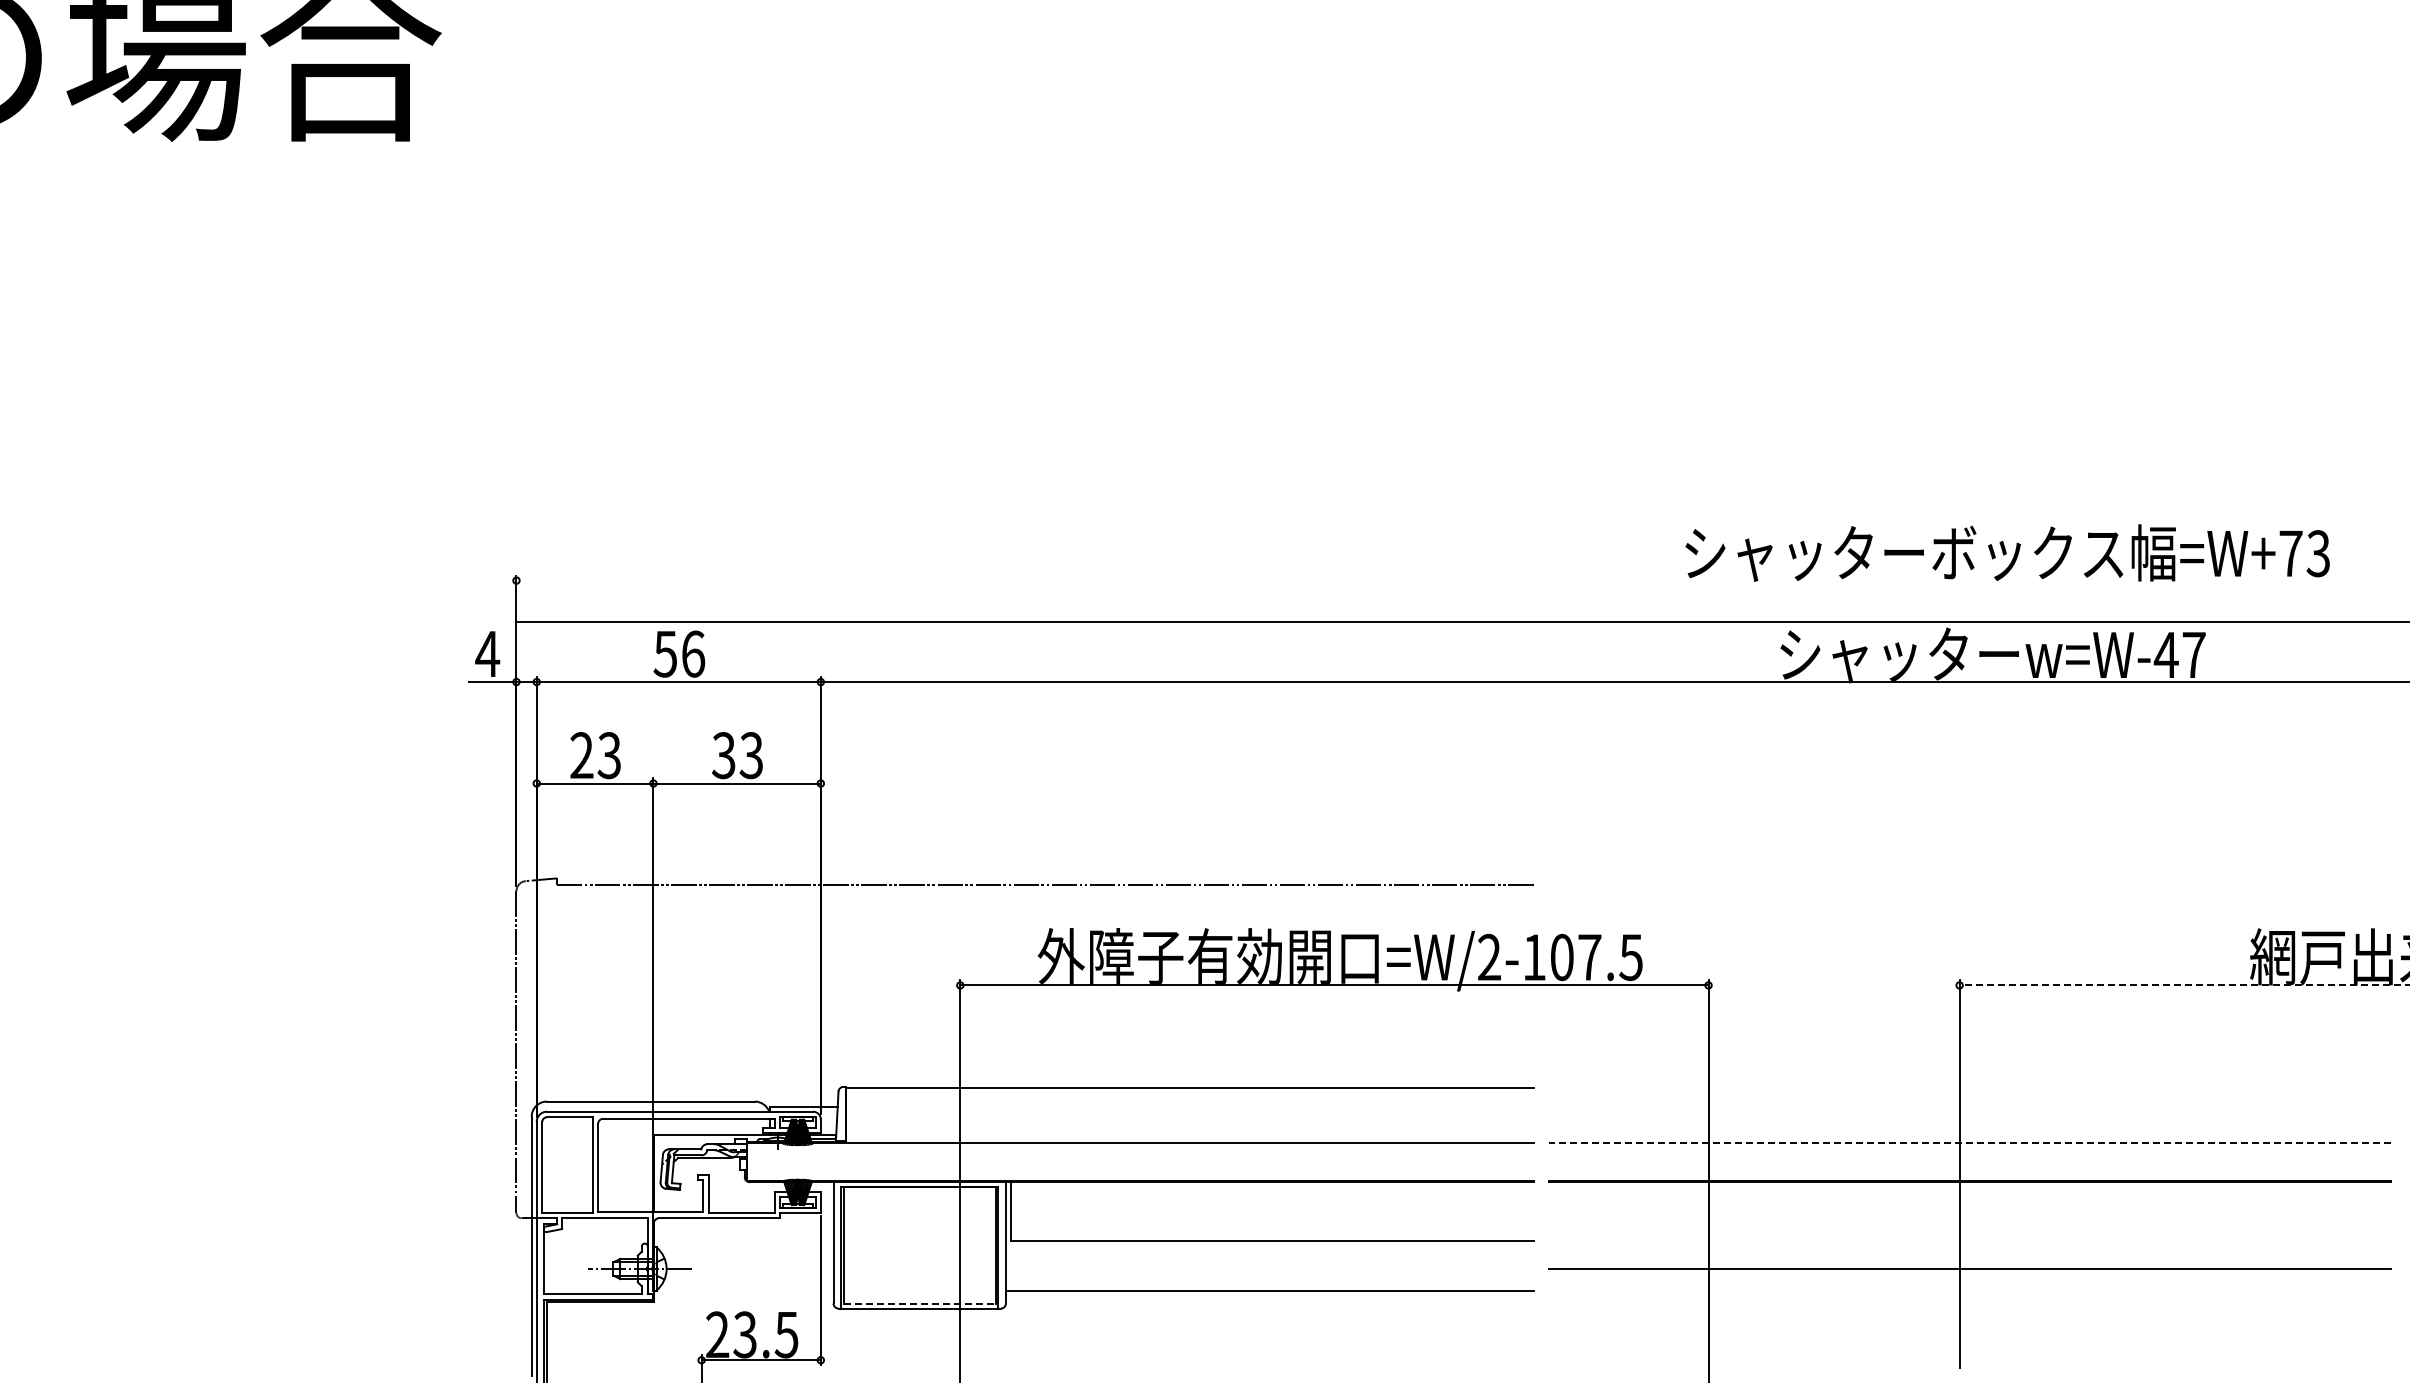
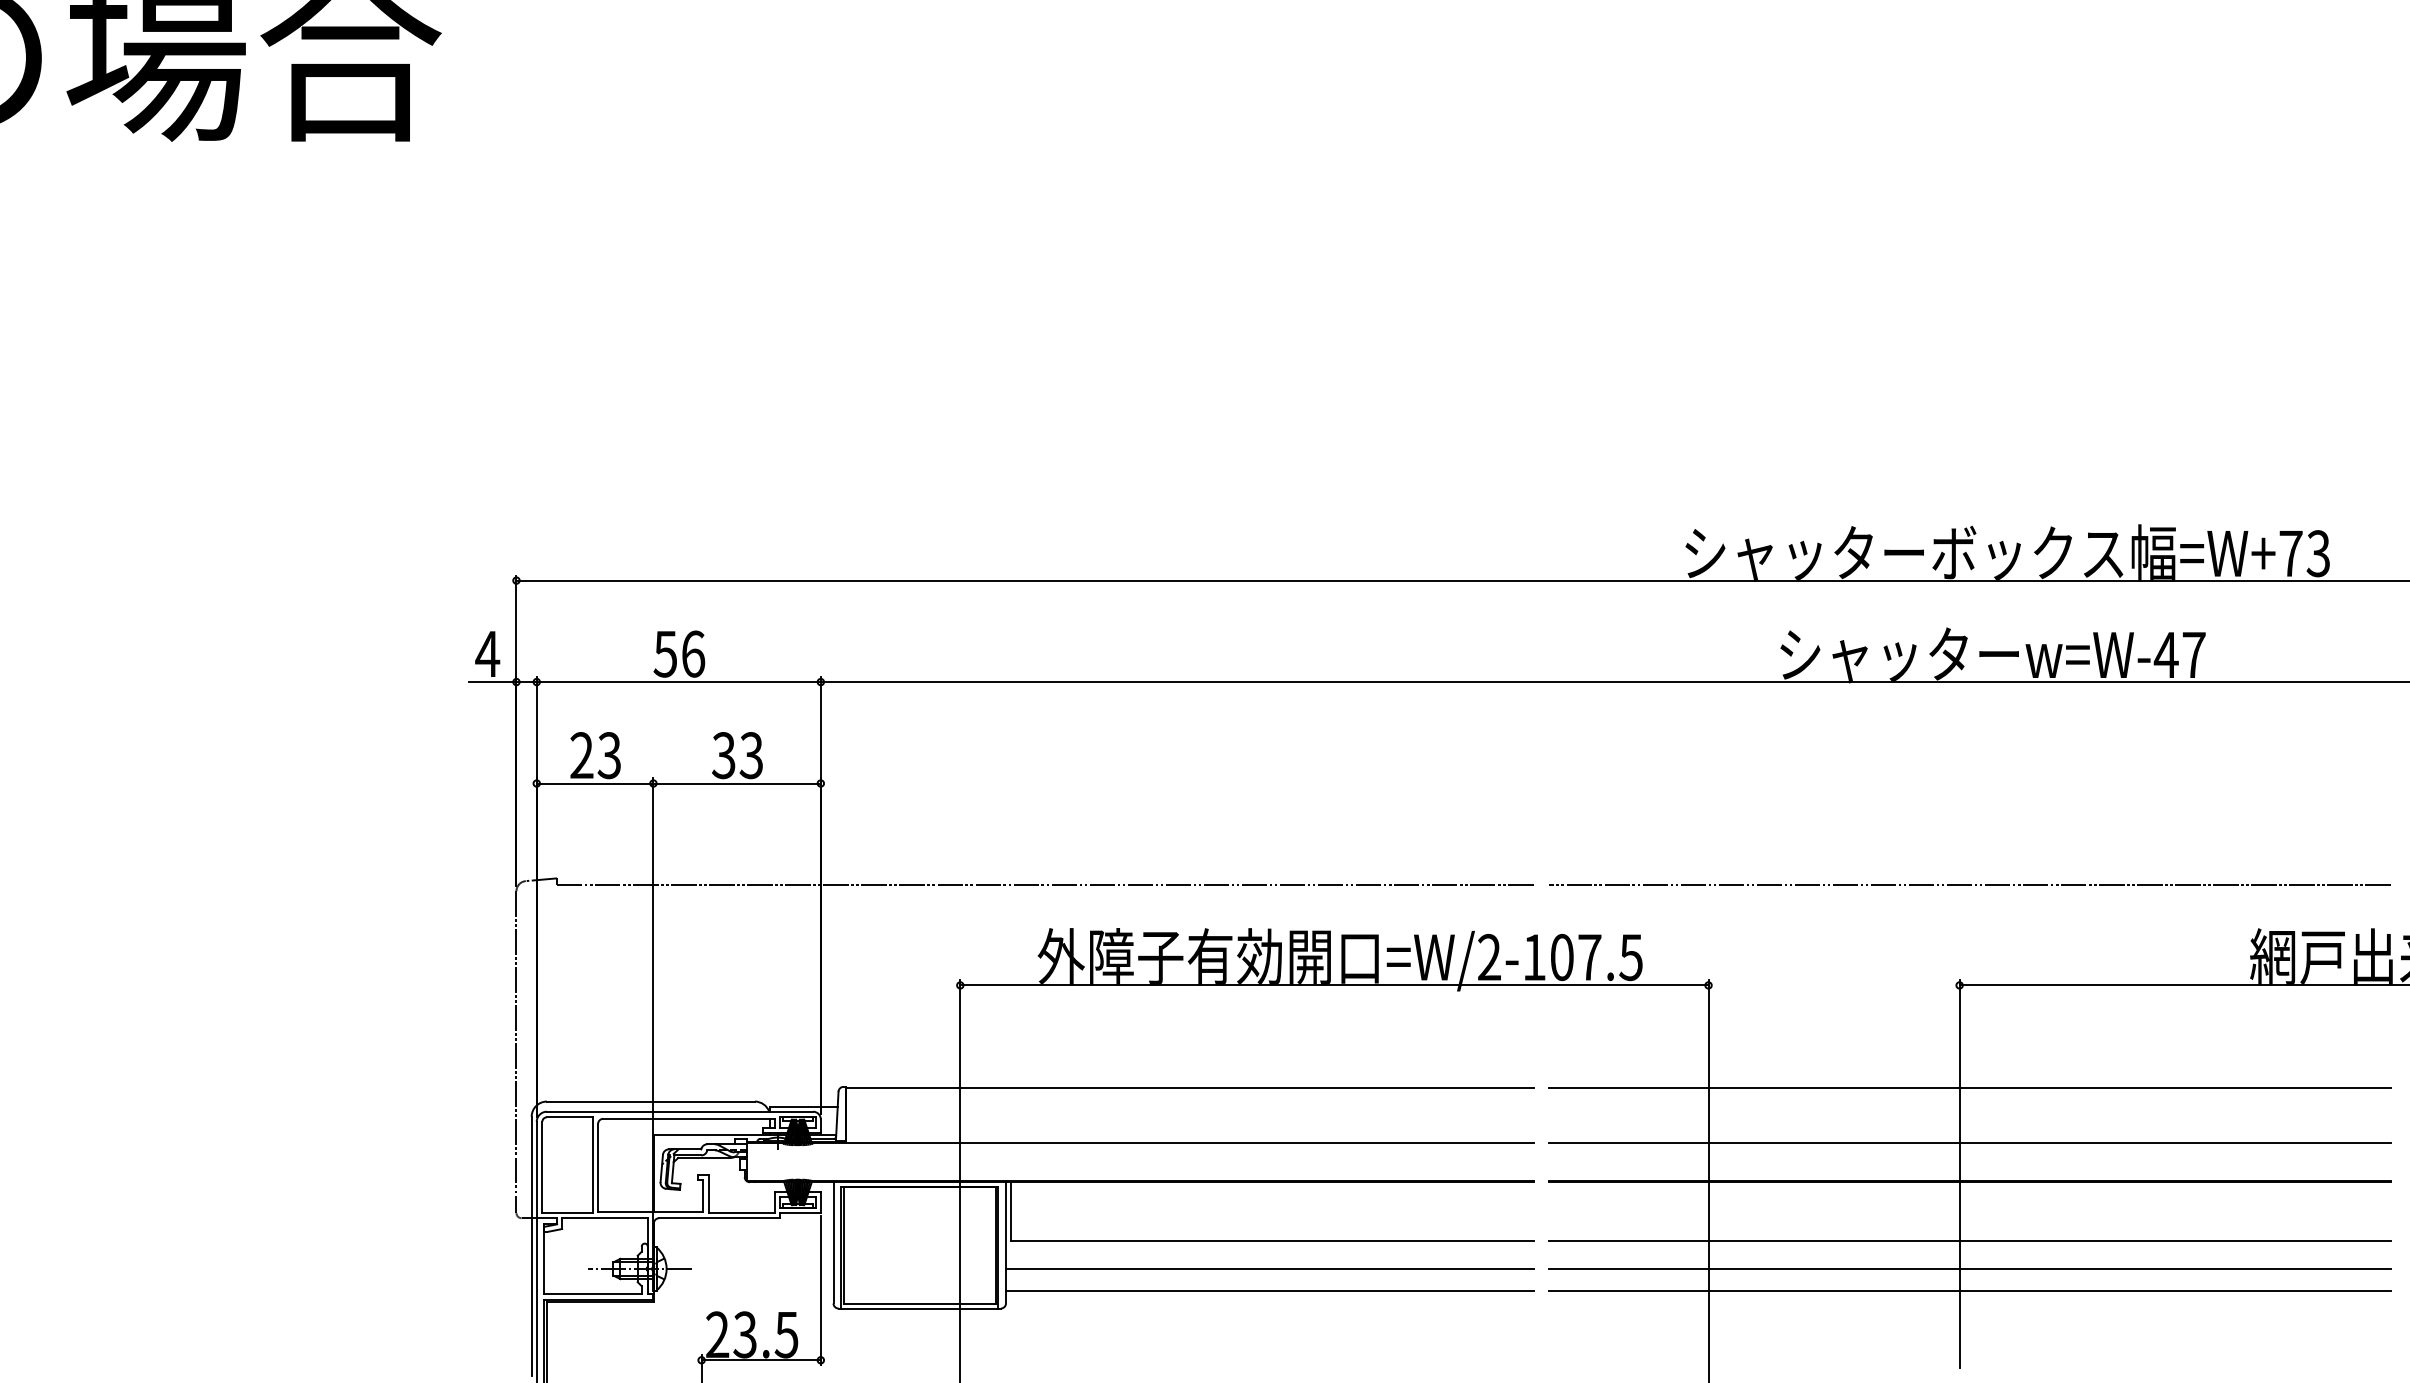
line position: (1461, 621) -> (1461, 580) (1461, 580)
line: none -> present (1969, 884)
line: dashed -> solid (2184, 985)
line: none -> present (1969, 1088)
line: dashed -> solid (1969, 1142)
line: none -> present (1969, 1240)
line: none -> present (1269, 1268)
line: none -> present (1969, 1291)
line: dashed -> solid (920, 1303)
